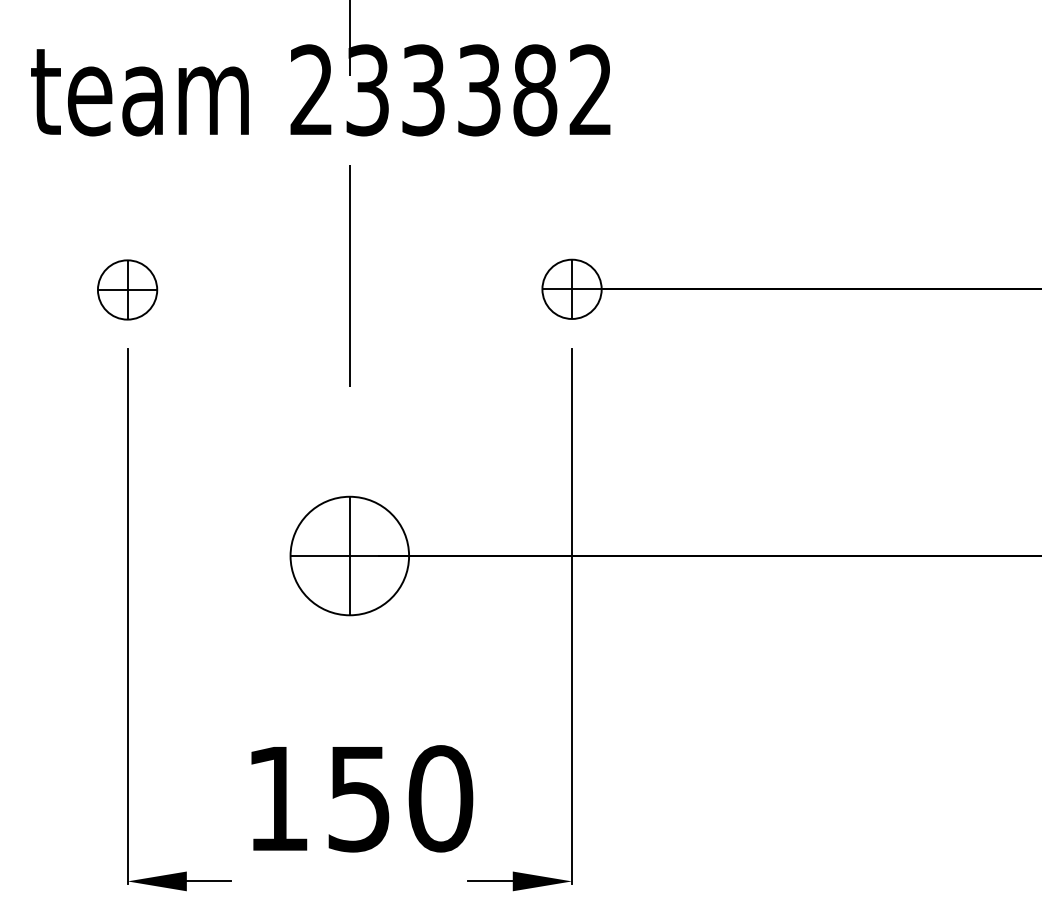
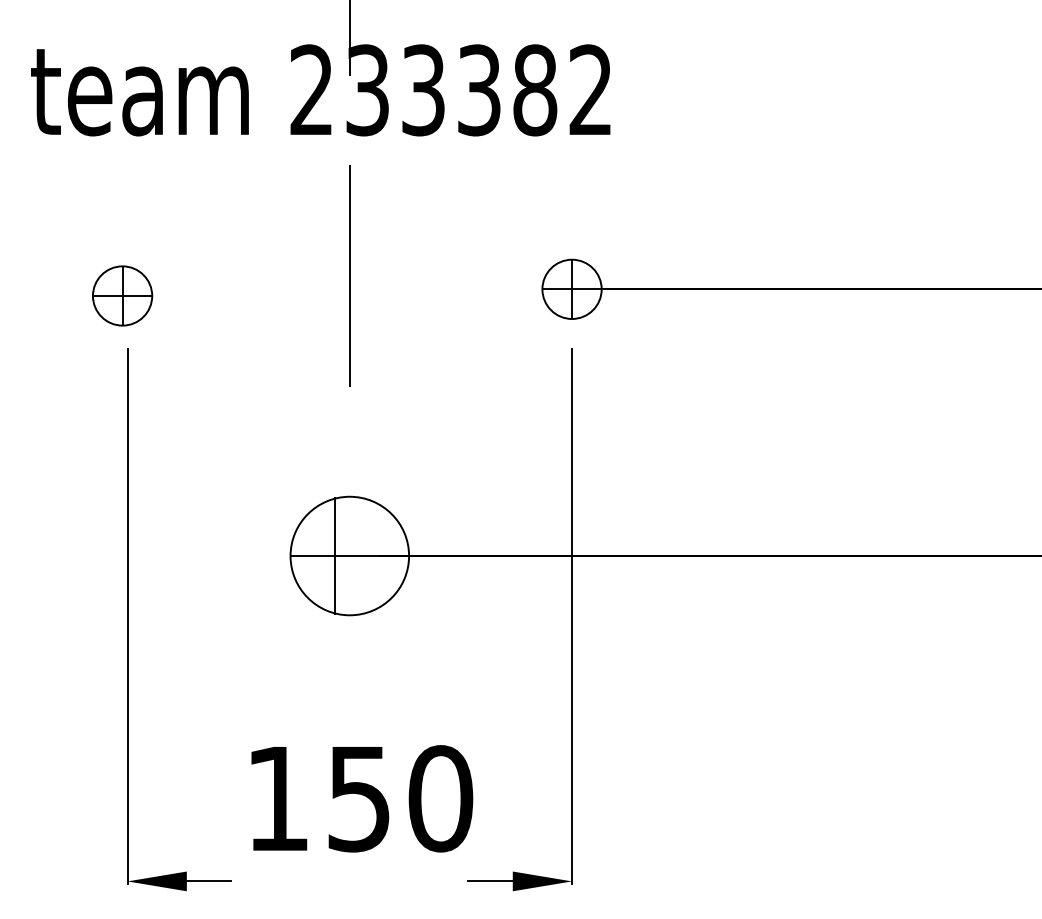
part position: (127, 289) -> (122, 295) (122, 295)
line position: (349, 555) -> (334, 555) (334, 555)
